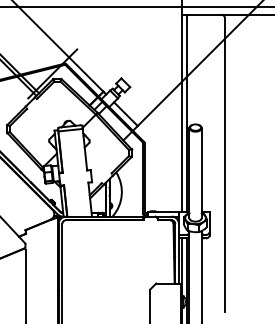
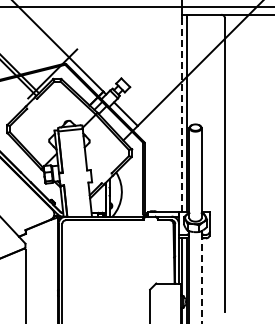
line: solid -> dashed (182, 115)
line: solid -> dashed (201, 277)
